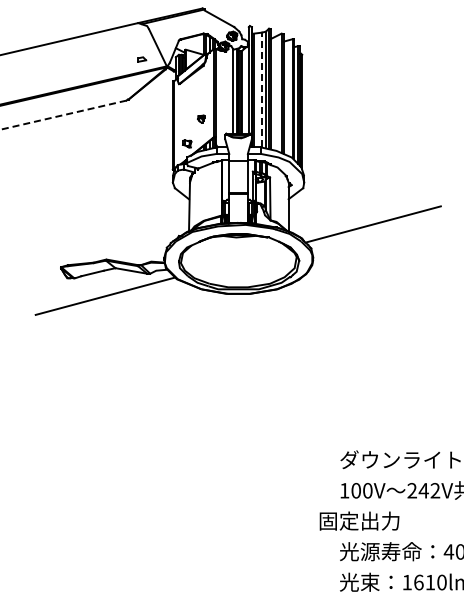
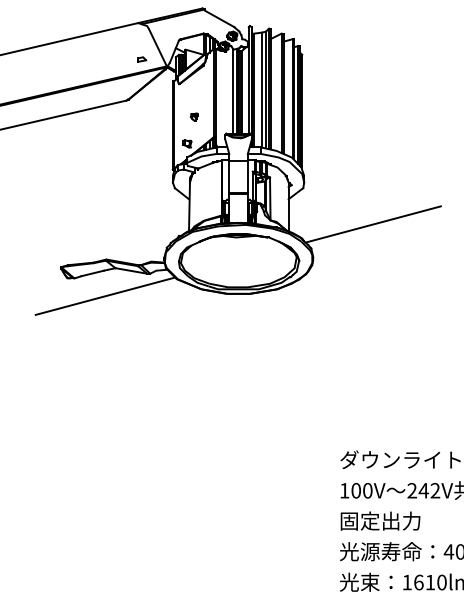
line: dashed -> solid (261, 89)
line: dashed -> solid (63, 115)
part position: (201, 118) -> (194, 116) (194, 116)
text position: (359, 520) -> (380, 520) (380, 520)
